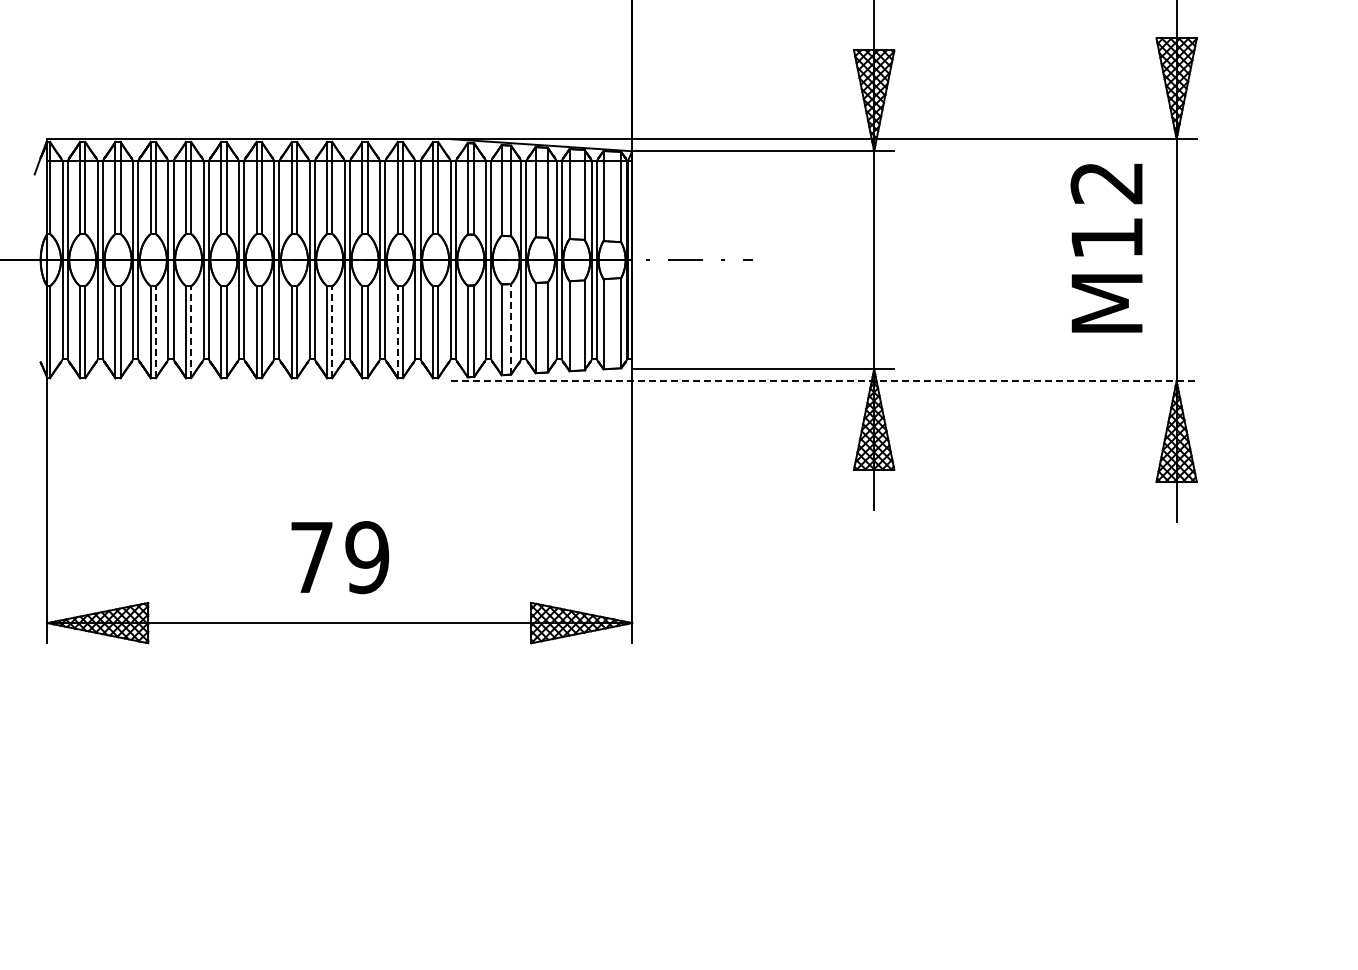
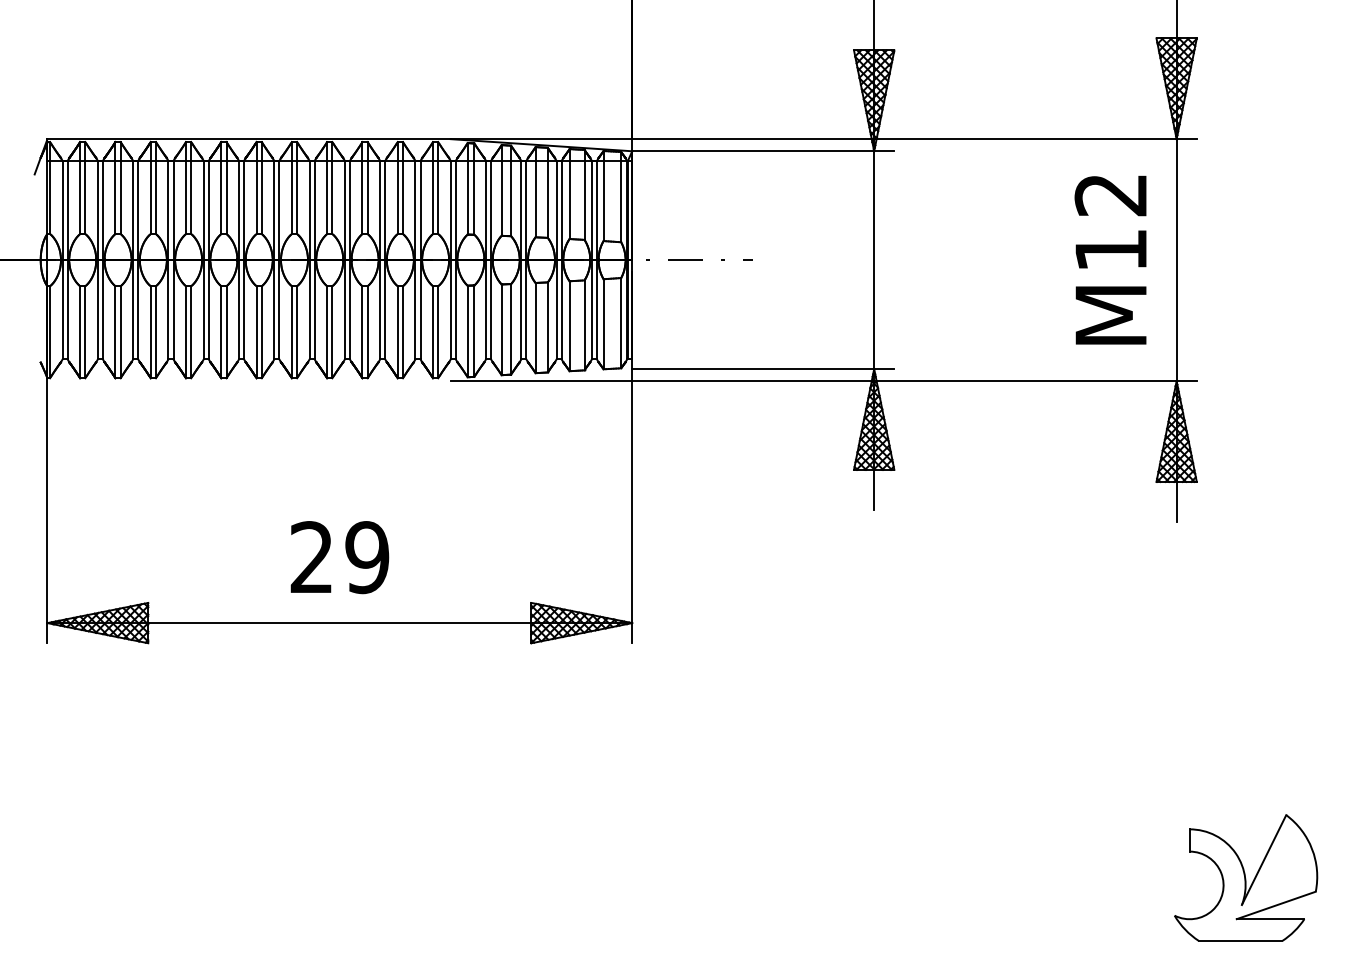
text position: (1106, 247) -> (1110, 259) (1110, 259)
line: dashed -> solid (511, 328)
line: dashed -> solid (155, 331)
line: dashed -> solid (191, 331)
line: dashed -> solid (332, 331)
line: dashed -> solid (397, 331)
line: dashed -> solid (824, 381)
text: 79 -> 29 (311, 556)
part: none -> present (1246, 877)
